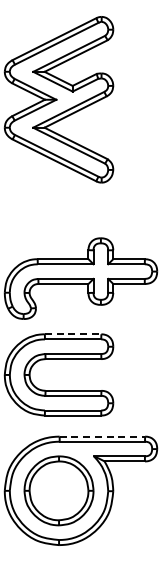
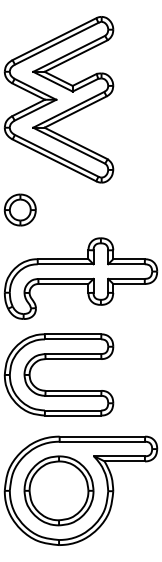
part: none -> present (19, 209)
line: dashed -> solid (73, 334)
line: dashed -> solid (102, 436)
